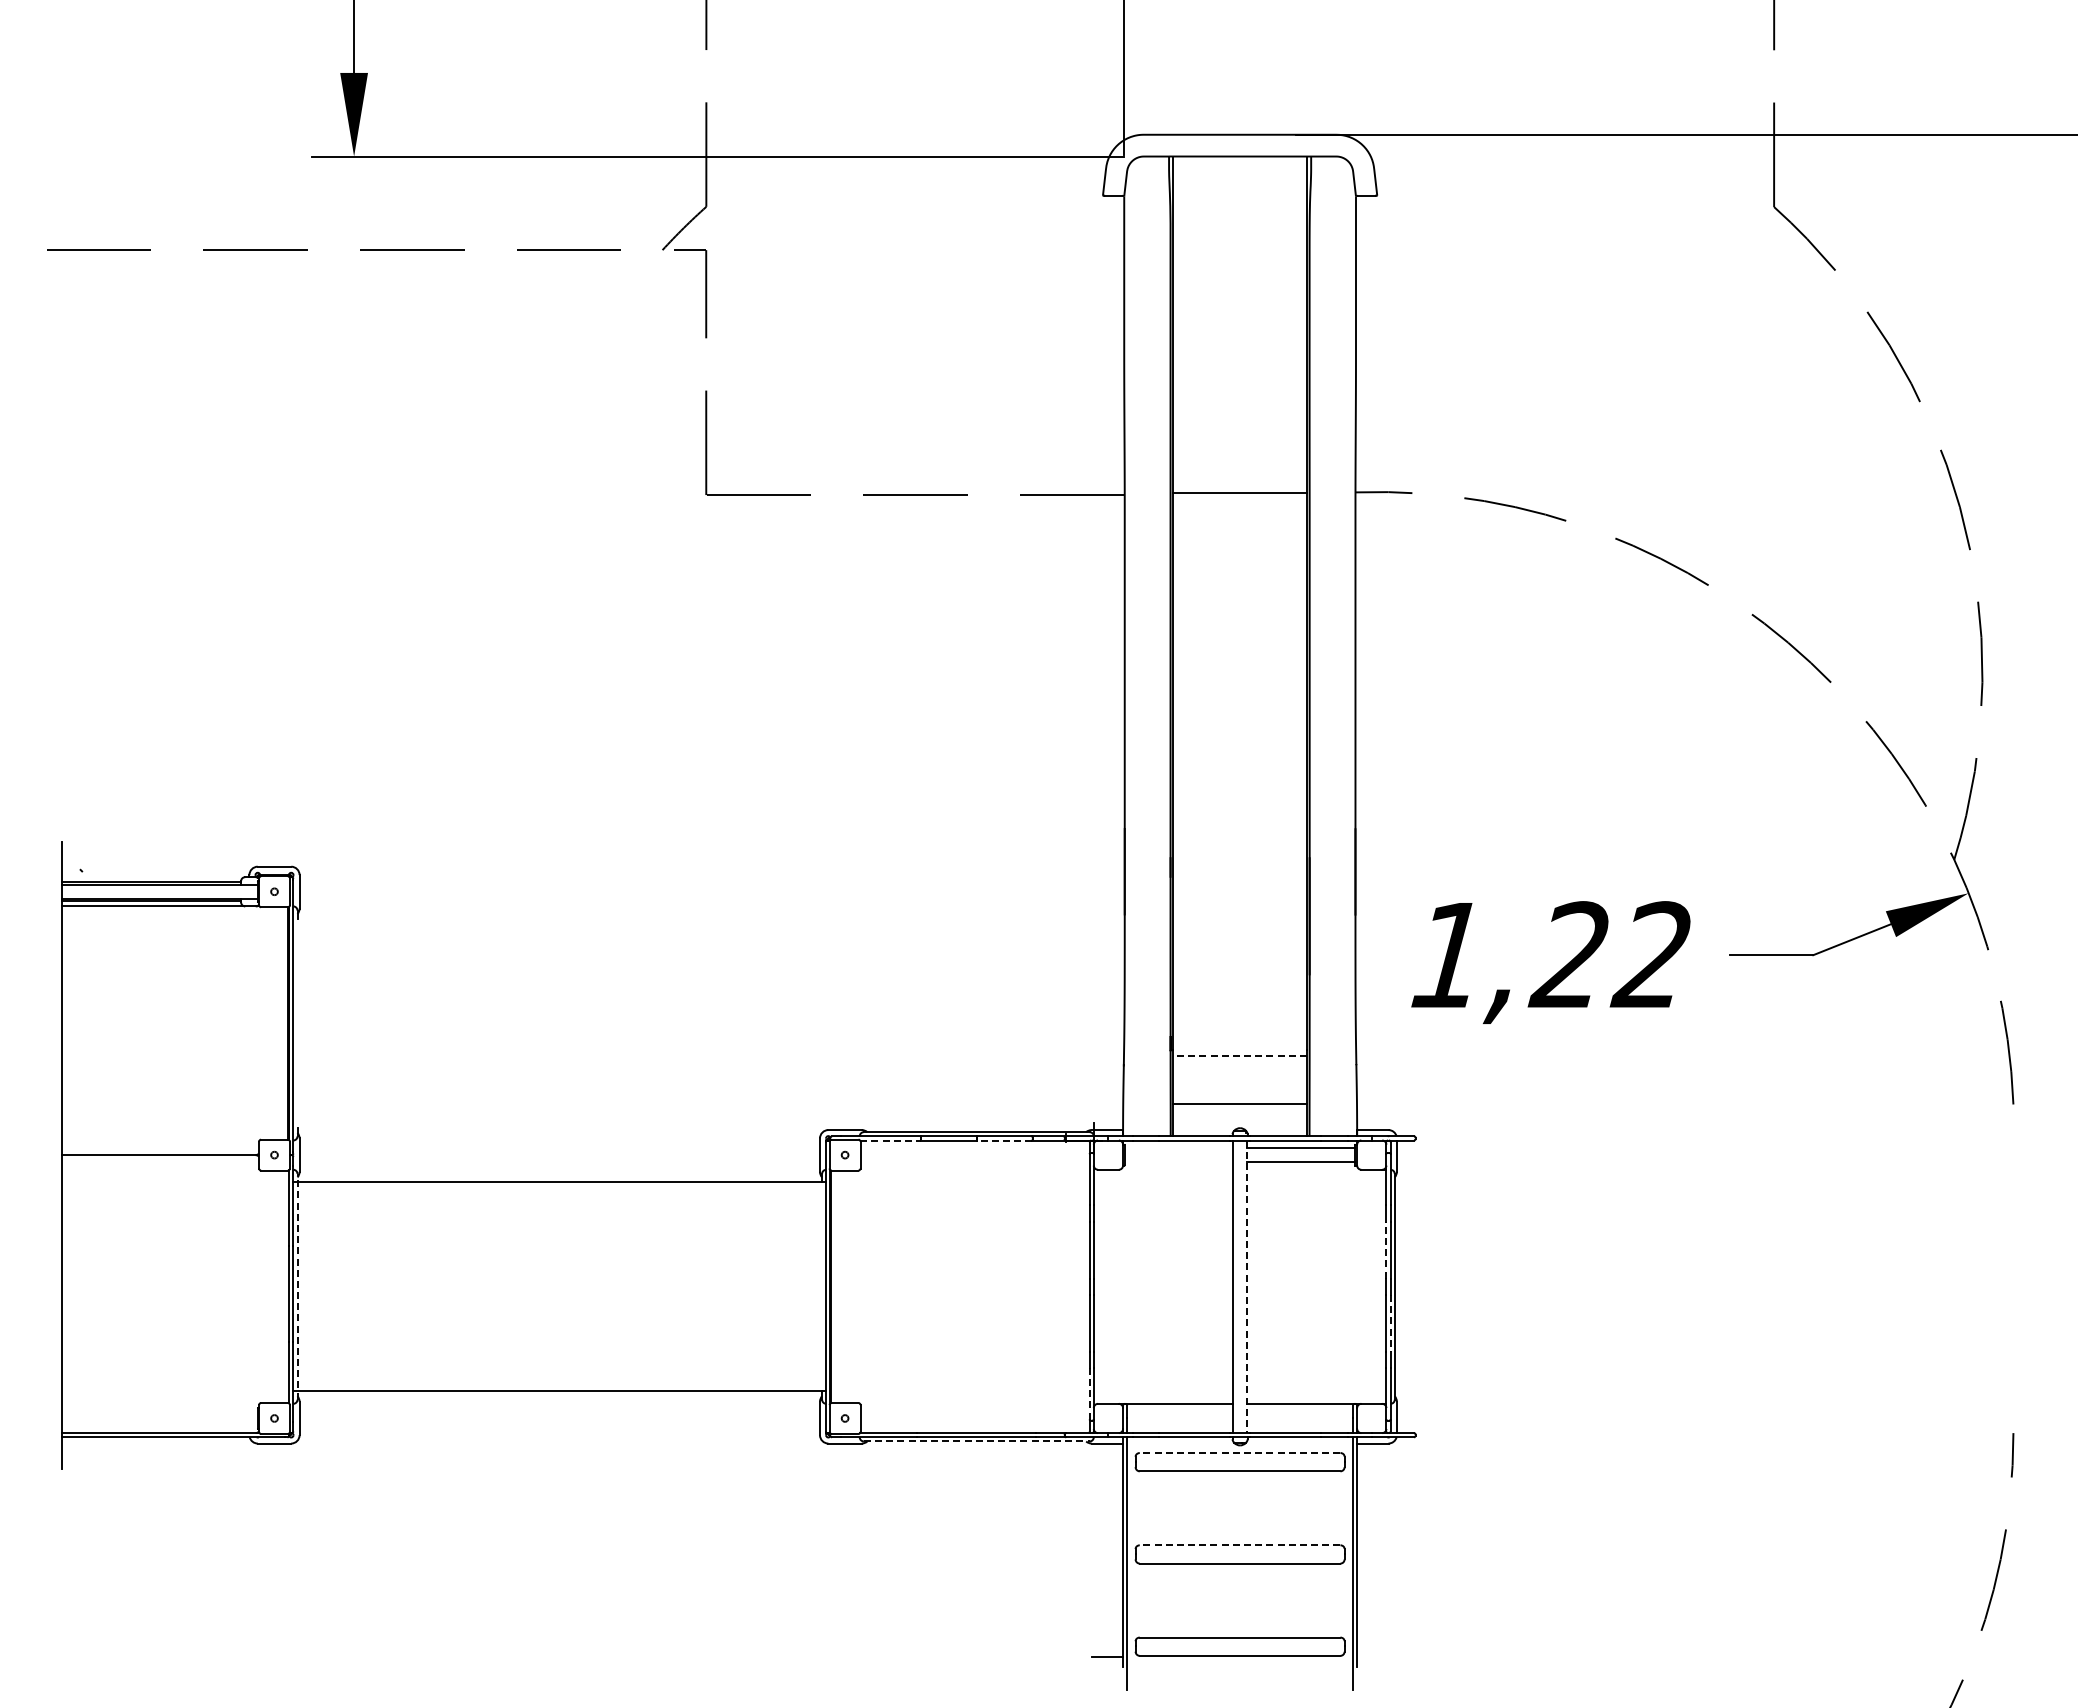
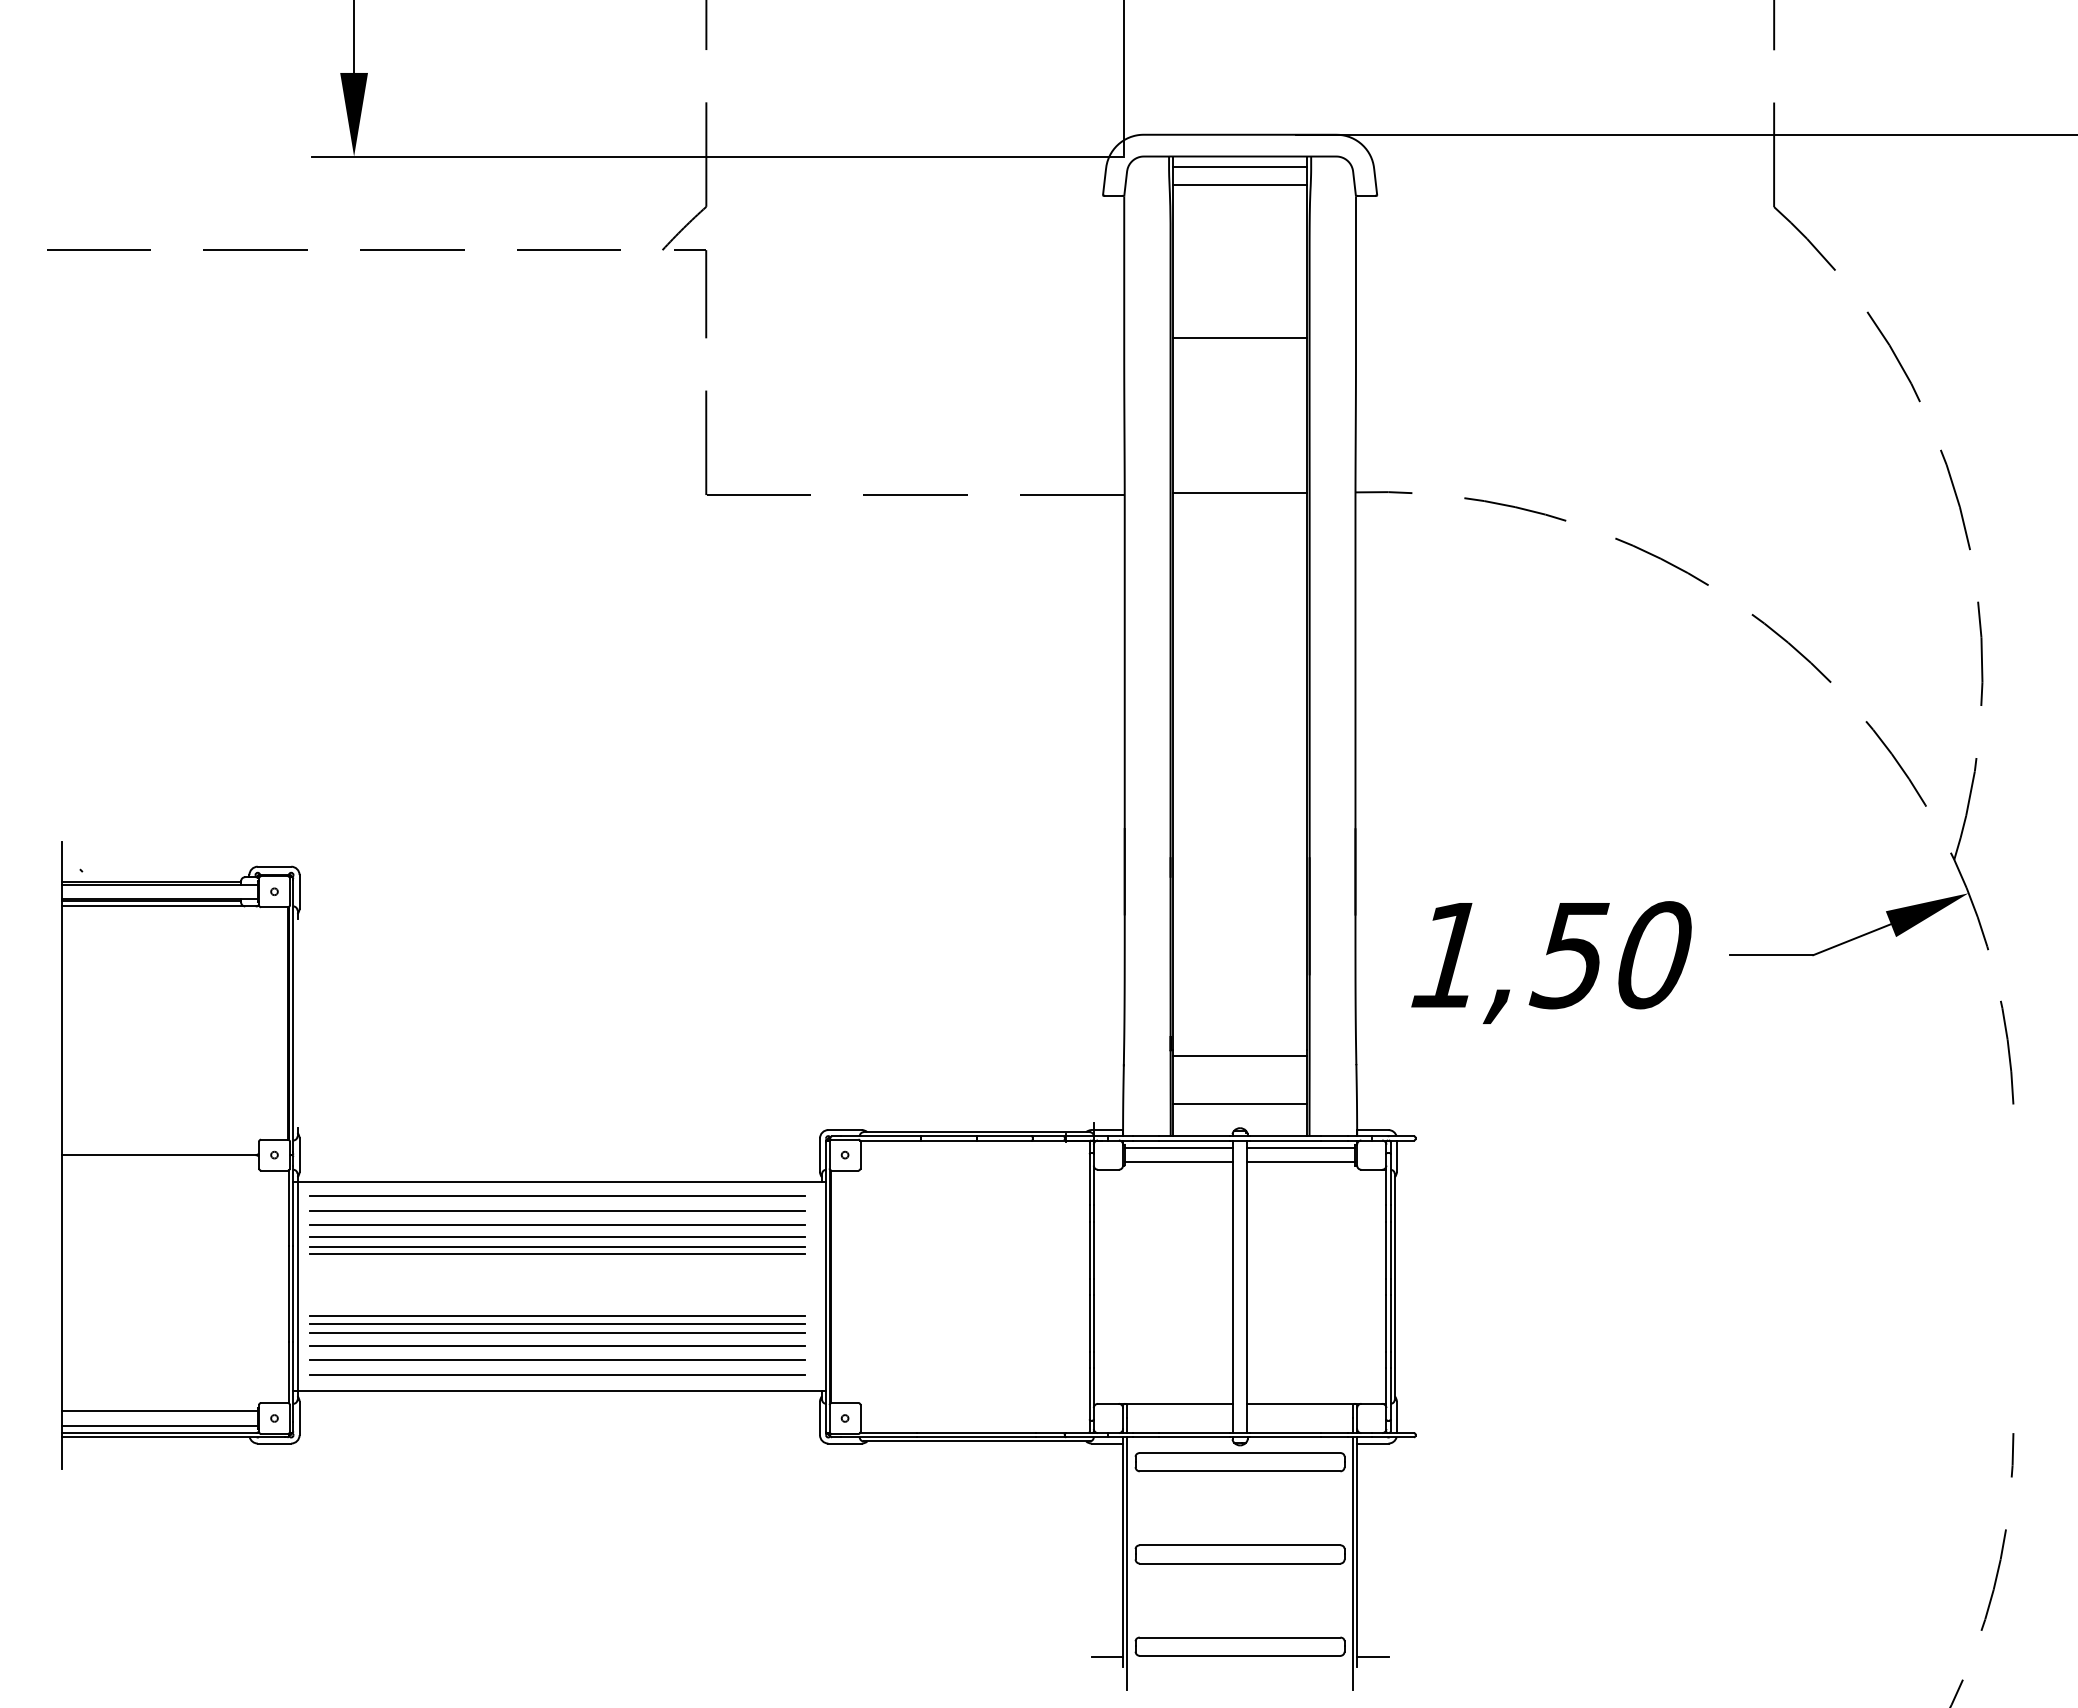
line: none -> present (1239, 166)
line: none -> present (1239, 185)
line: none -> present (1239, 337)
text: 1,22 -> 1,50 (1609, 955)
line: dashed -> solid (1240, 1055)
line: dashed -> solid (890, 1140)
line: dashed -> solid (1004, 1140)
line: none -> present (1178, 1148)
line: none -> present (1178, 1162)
line: none -> present (557, 1196)
line: none -> present (557, 1210)
line: none -> present (557, 1224)
line: none -> present (557, 1237)
line: none -> present (557, 1246)
line: dashed -> solid (1386, 1249)
line: none -> present (557, 1254)
line: dashed -> solid (297, 1286)
line: dashed -> solid (1247, 1287)
line: none -> present (557, 1316)
line: none -> present (557, 1323)
line: dashed -> solid (1390, 1323)
line: none -> present (557, 1332)
line: none -> present (557, 1345)
line: none -> present (557, 1360)
line: none -> present (557, 1374)
line: dashed -> solid (1089, 1393)
line: none -> present (159, 1411)
line: none -> present (159, 1425)
line: dashed -> solid (976, 1441)
line: dashed -> solid (1239, 1453)
line: dashed -> solid (1239, 1545)
line: none -> present (1372, 1656)
